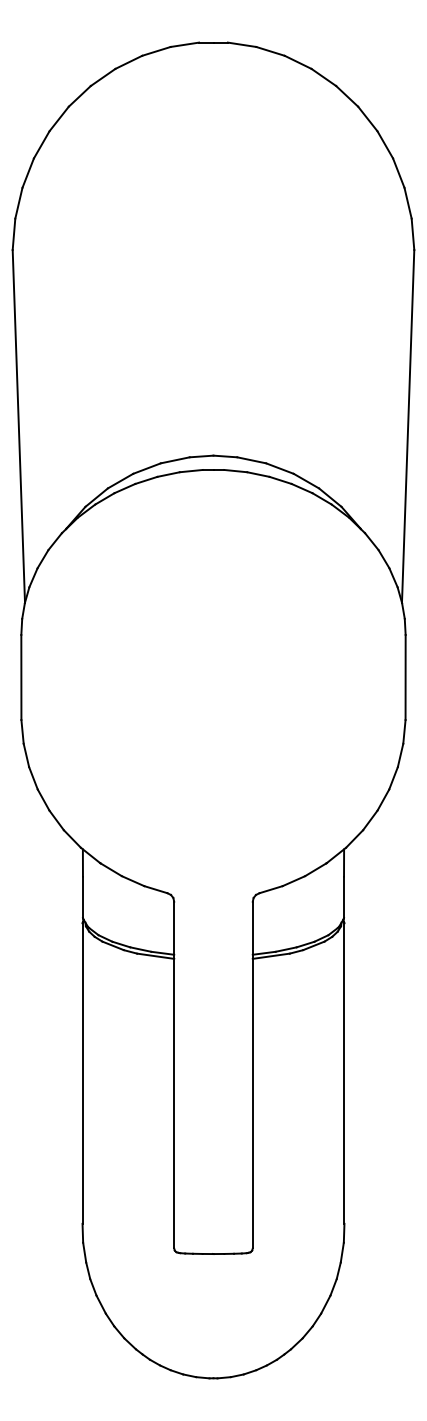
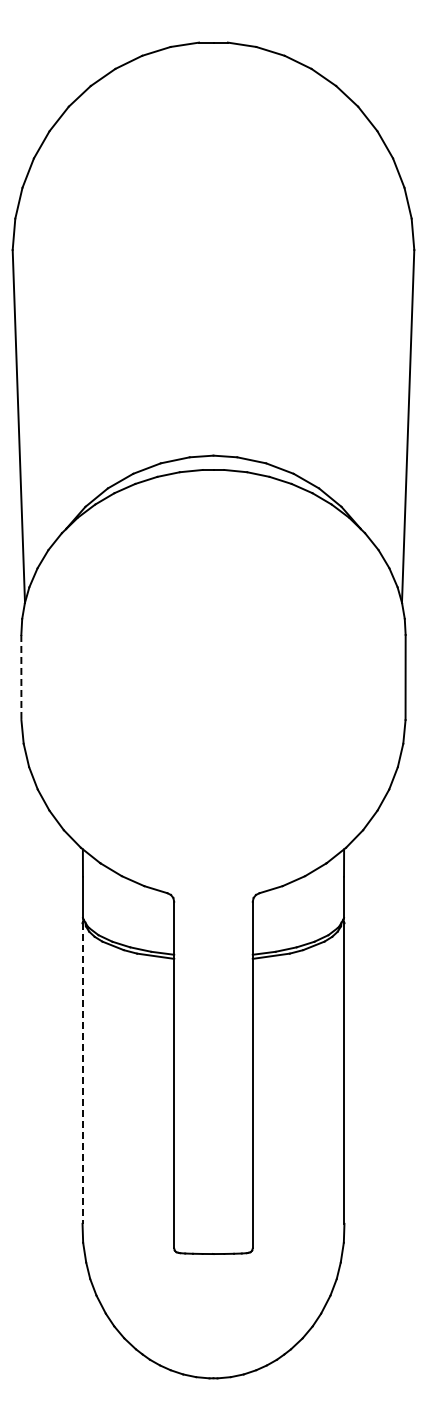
line: solid -> dashed (21, 677)
line: solid -> dashed (82, 1074)
